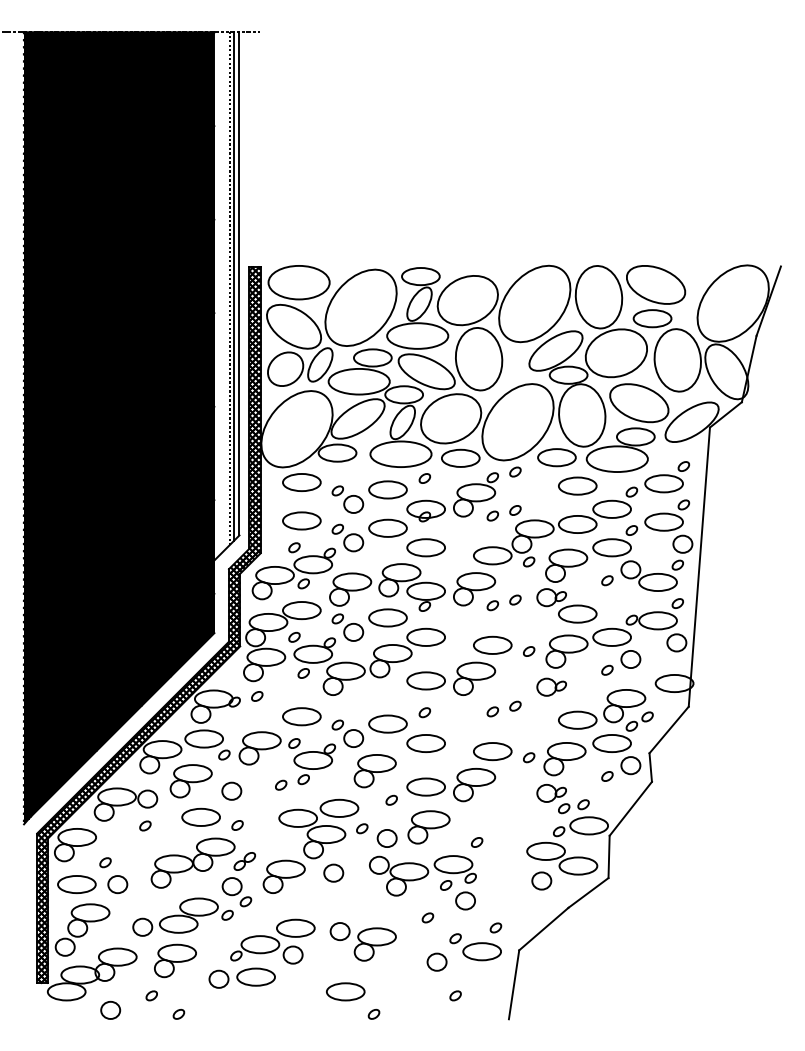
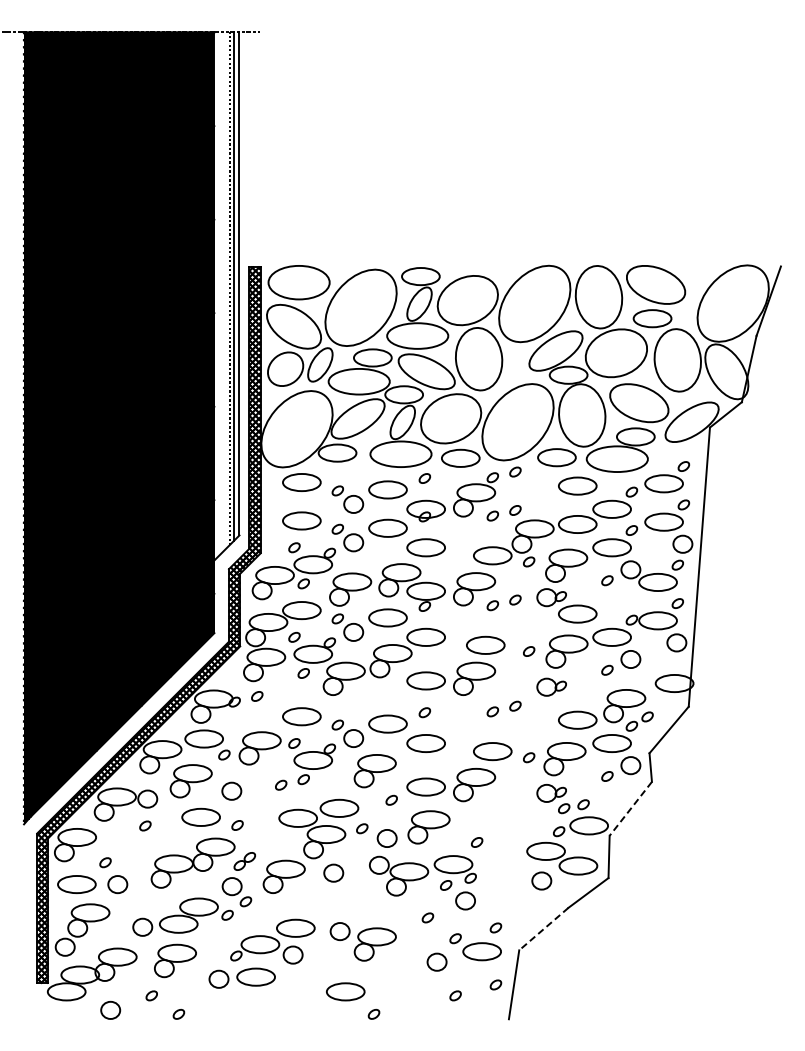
part position: (492, 644) -> (485, 644) (485, 644)
line: solid -> dashed (630, 809)
line: solid -> dashed (543, 929)
part: none -> present (495, 984)
